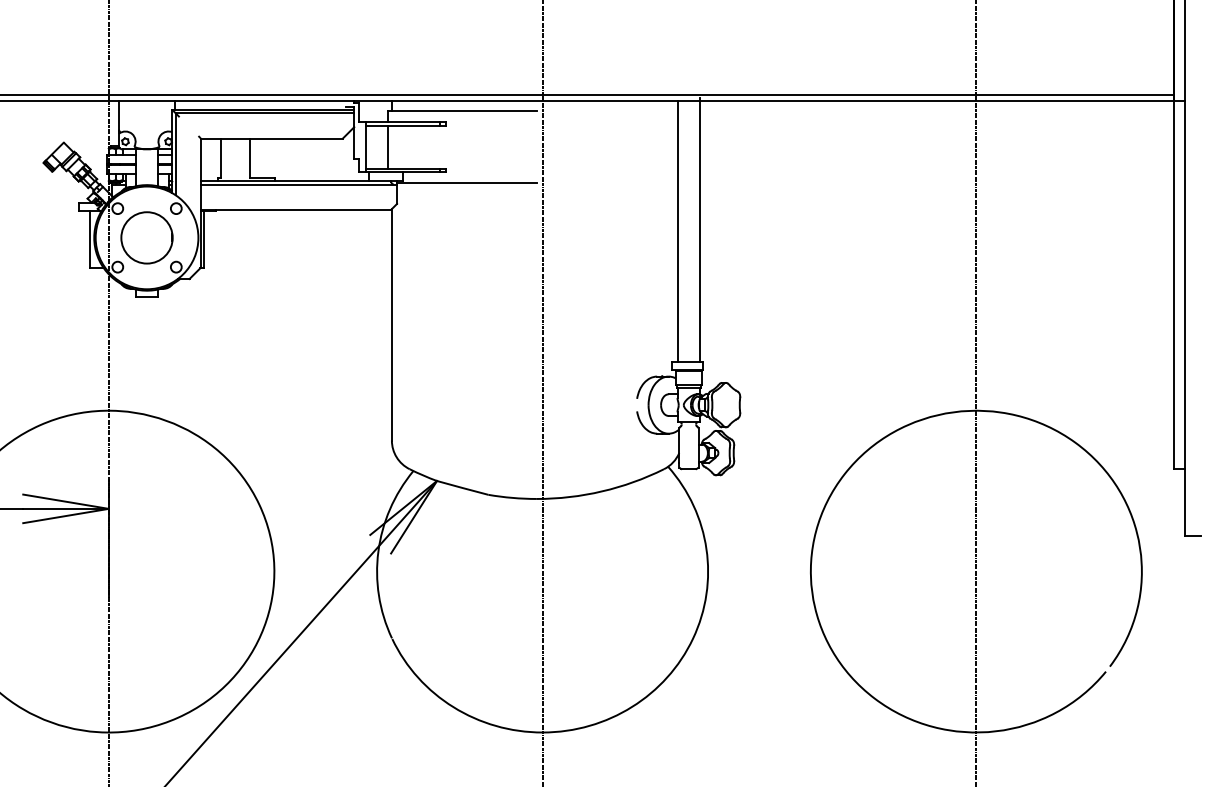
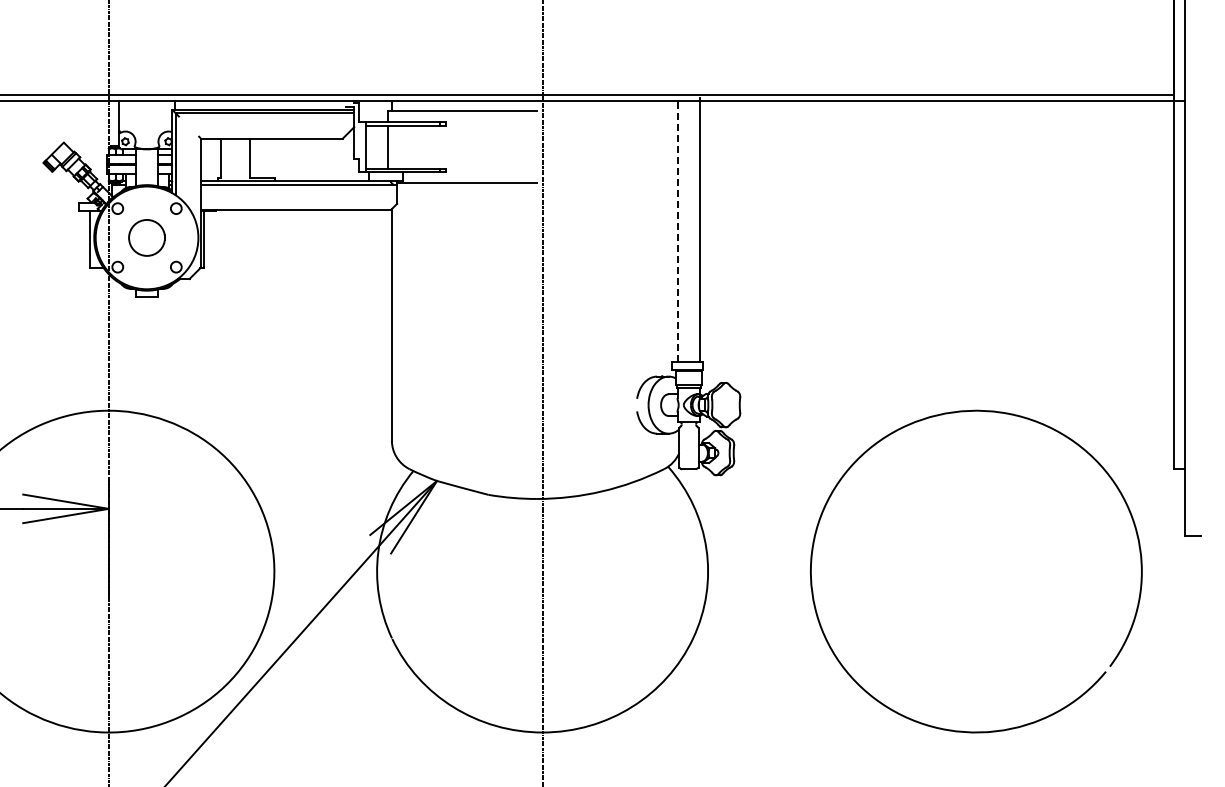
line: solid -> dashed (677, 231)
circle size: 54x54 px -> 38x38 px (146, 237)
line: present -> none (976, 392)
